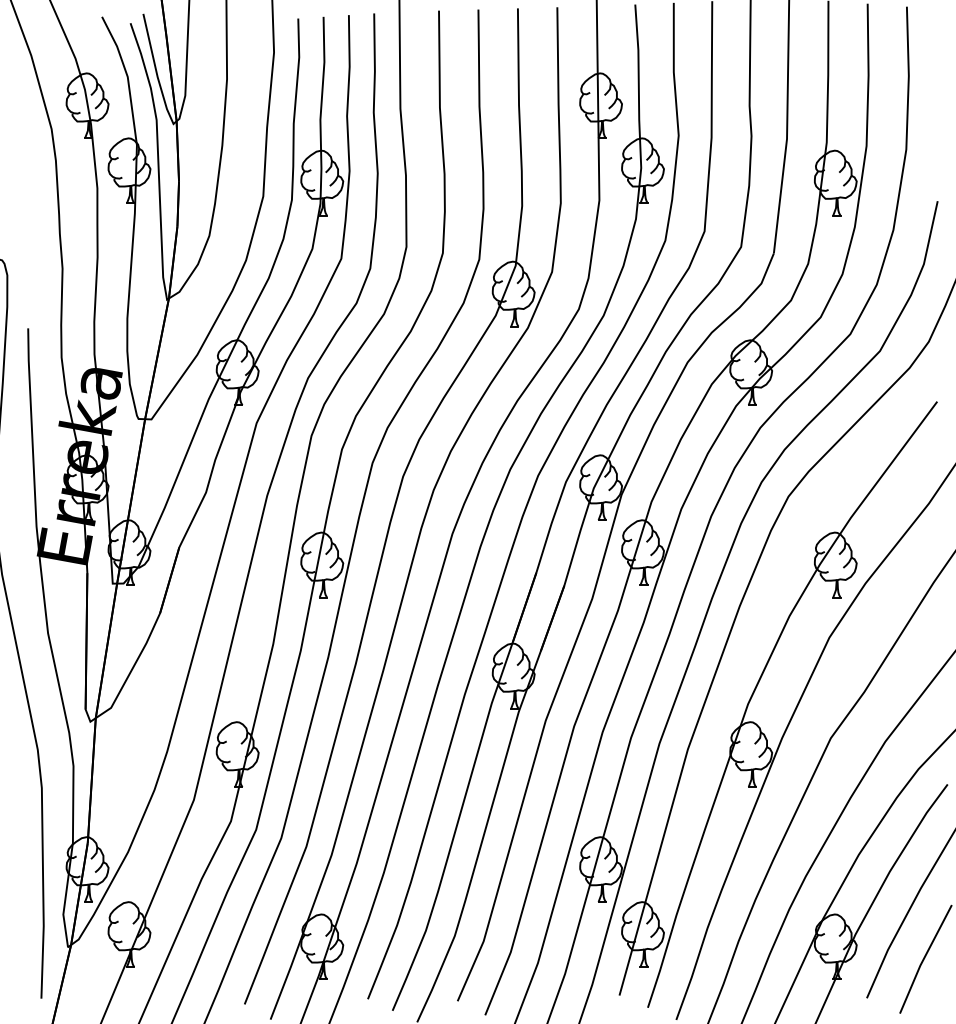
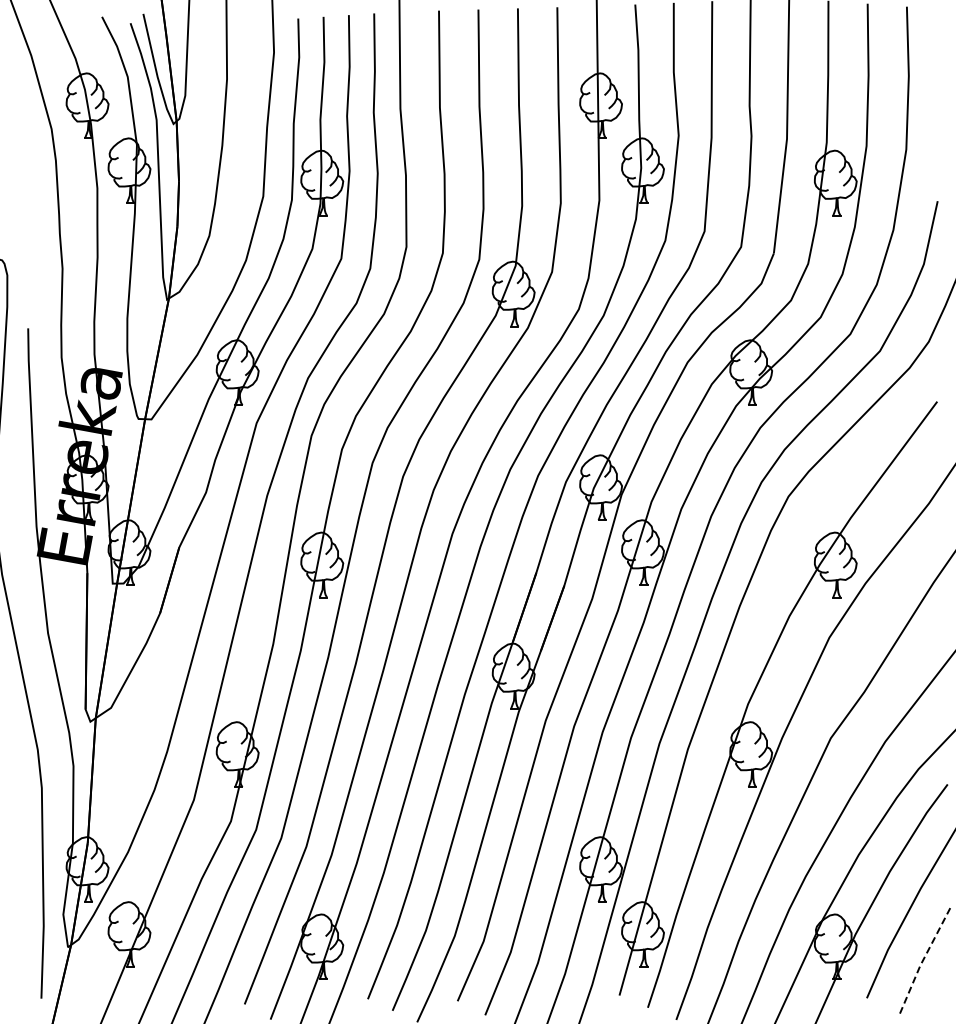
line: solid -> dashed (924, 958)
